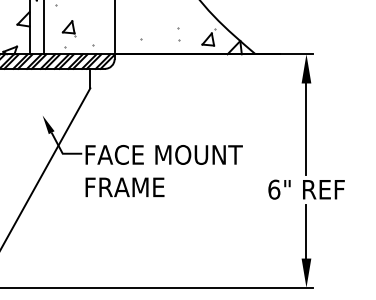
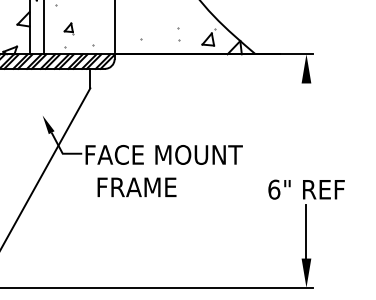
part size: 16x18 px -> 12x14 px (68, 28)
line: present -> none (306, 128)
text position: (124, 186) -> (136, 186) (136, 186)
